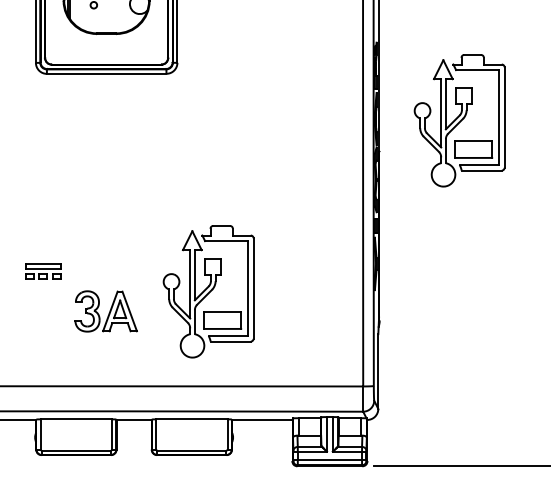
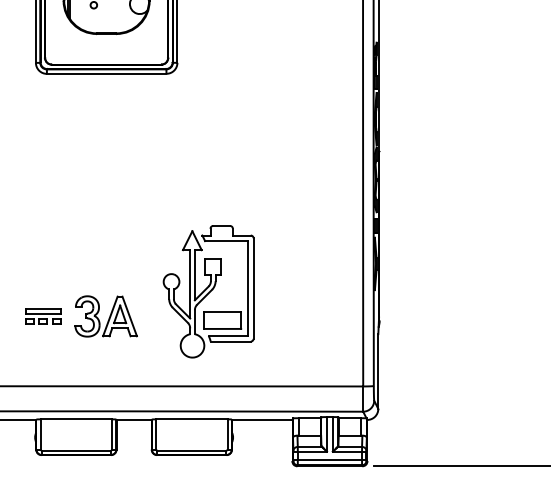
part: present -> none (459, 120)
part position: (43, 271) -> (43, 316) (43, 316)
part position: (105, 311) -> (105, 316) (105, 316)
